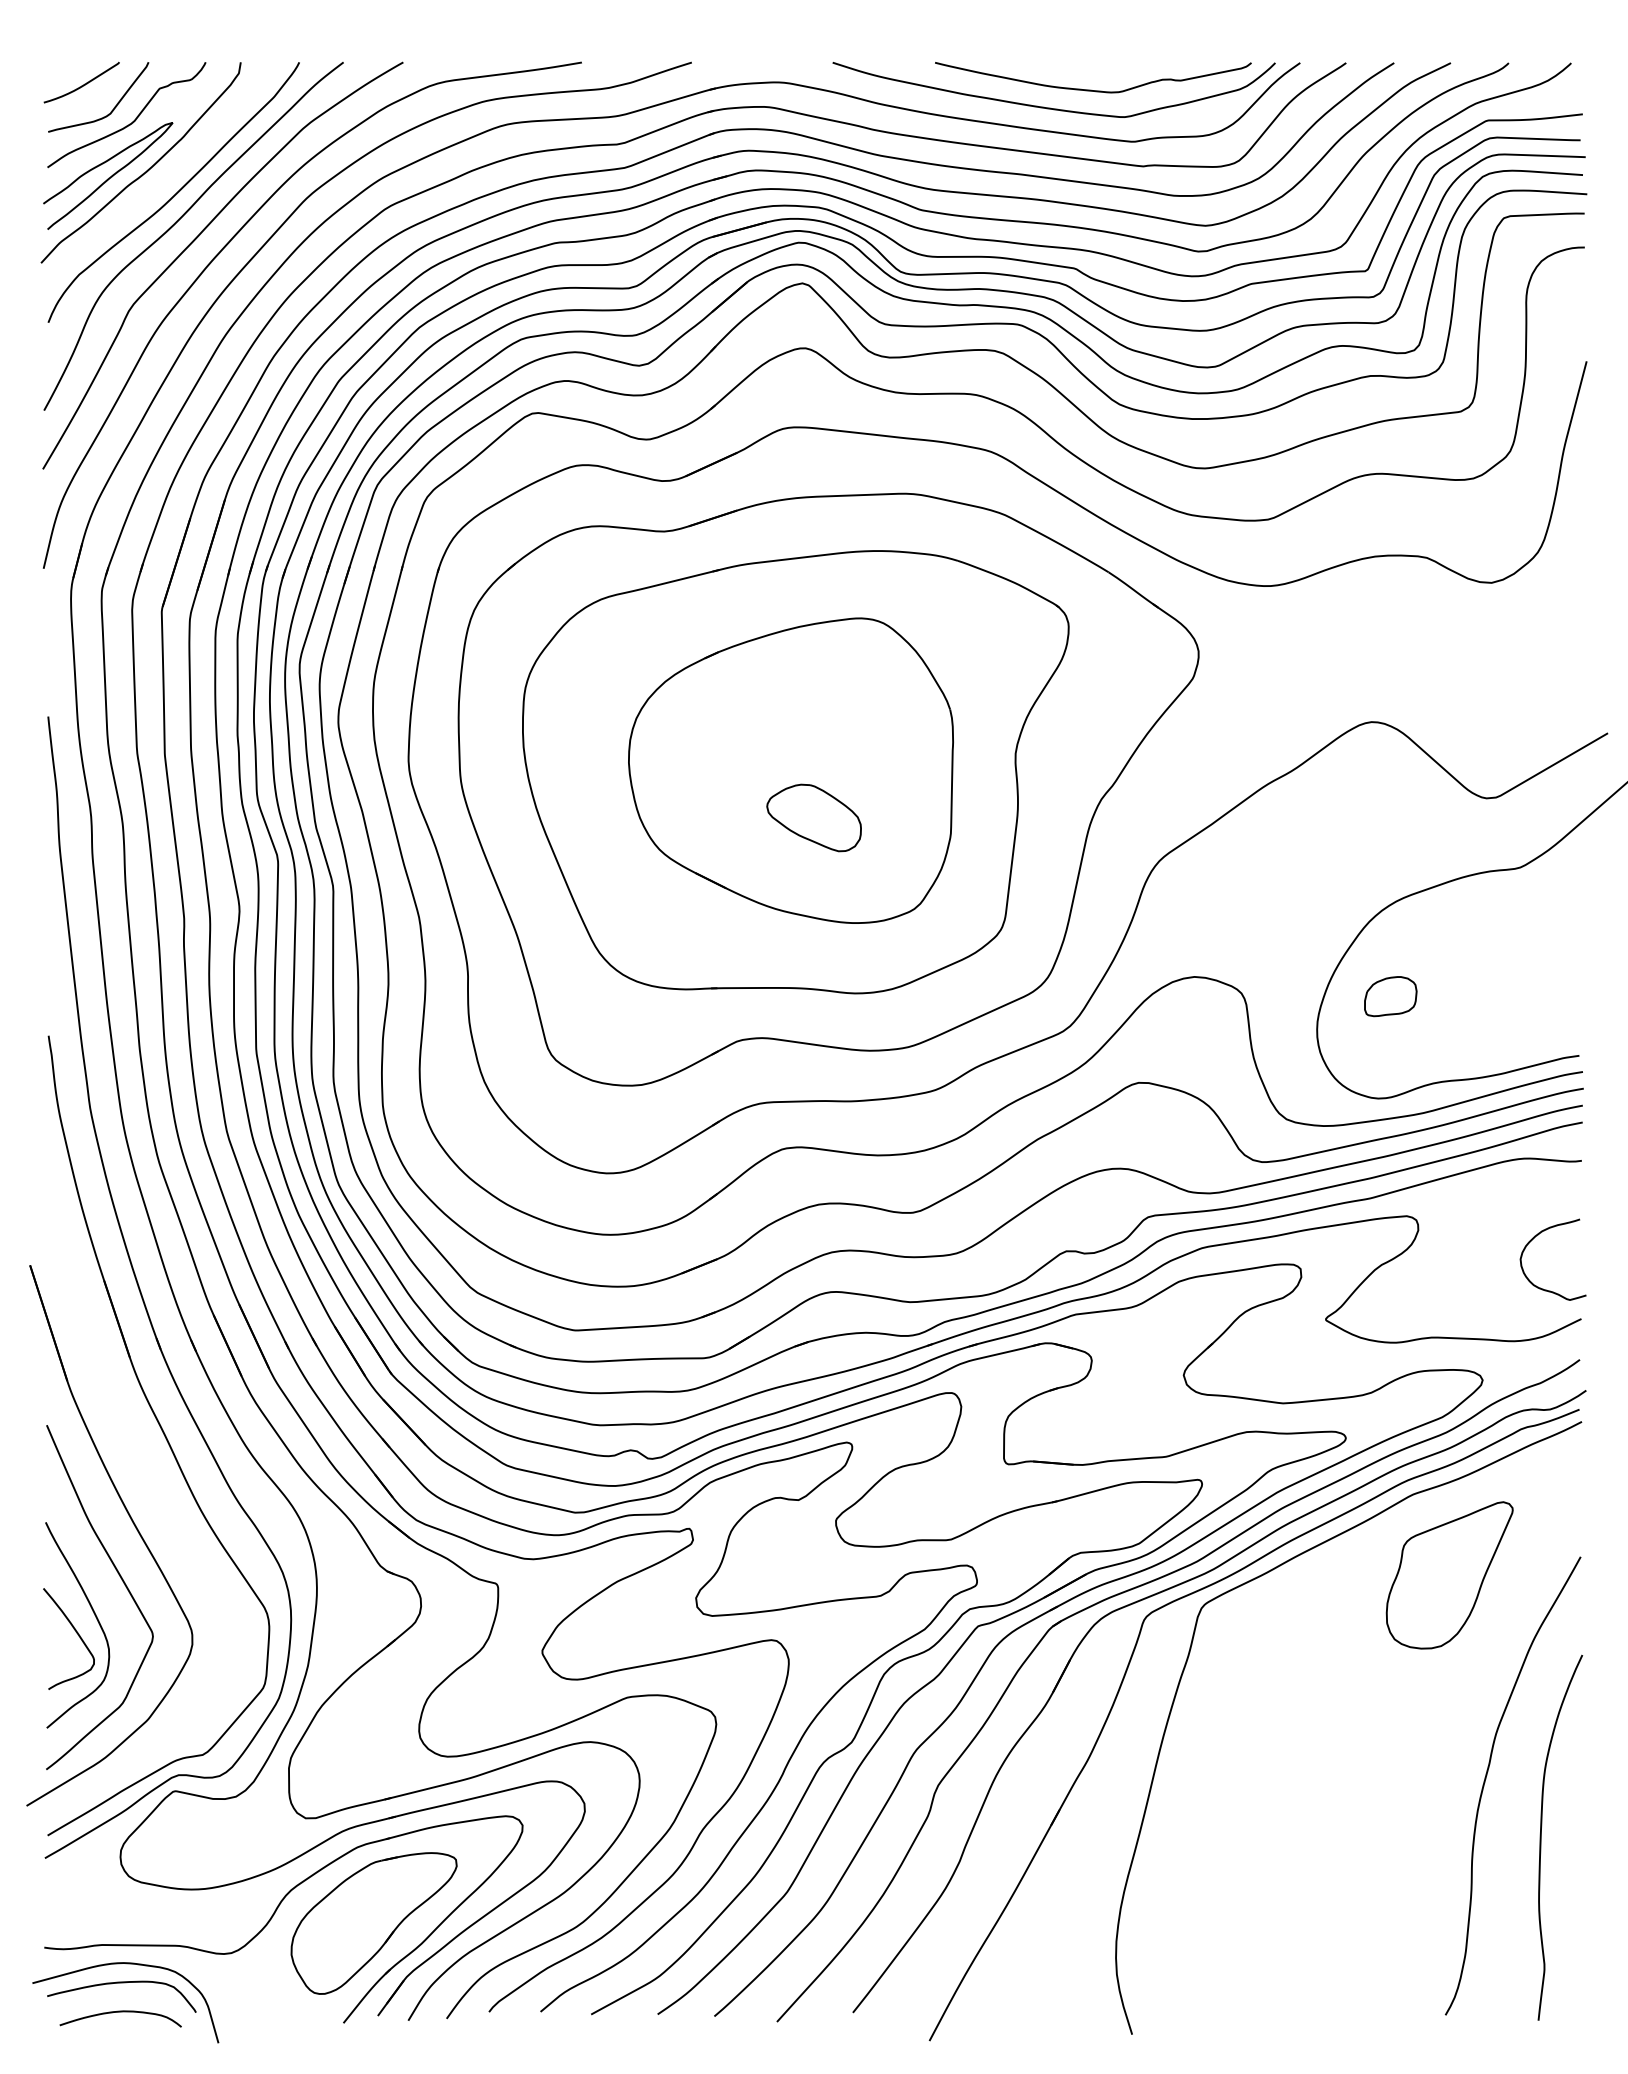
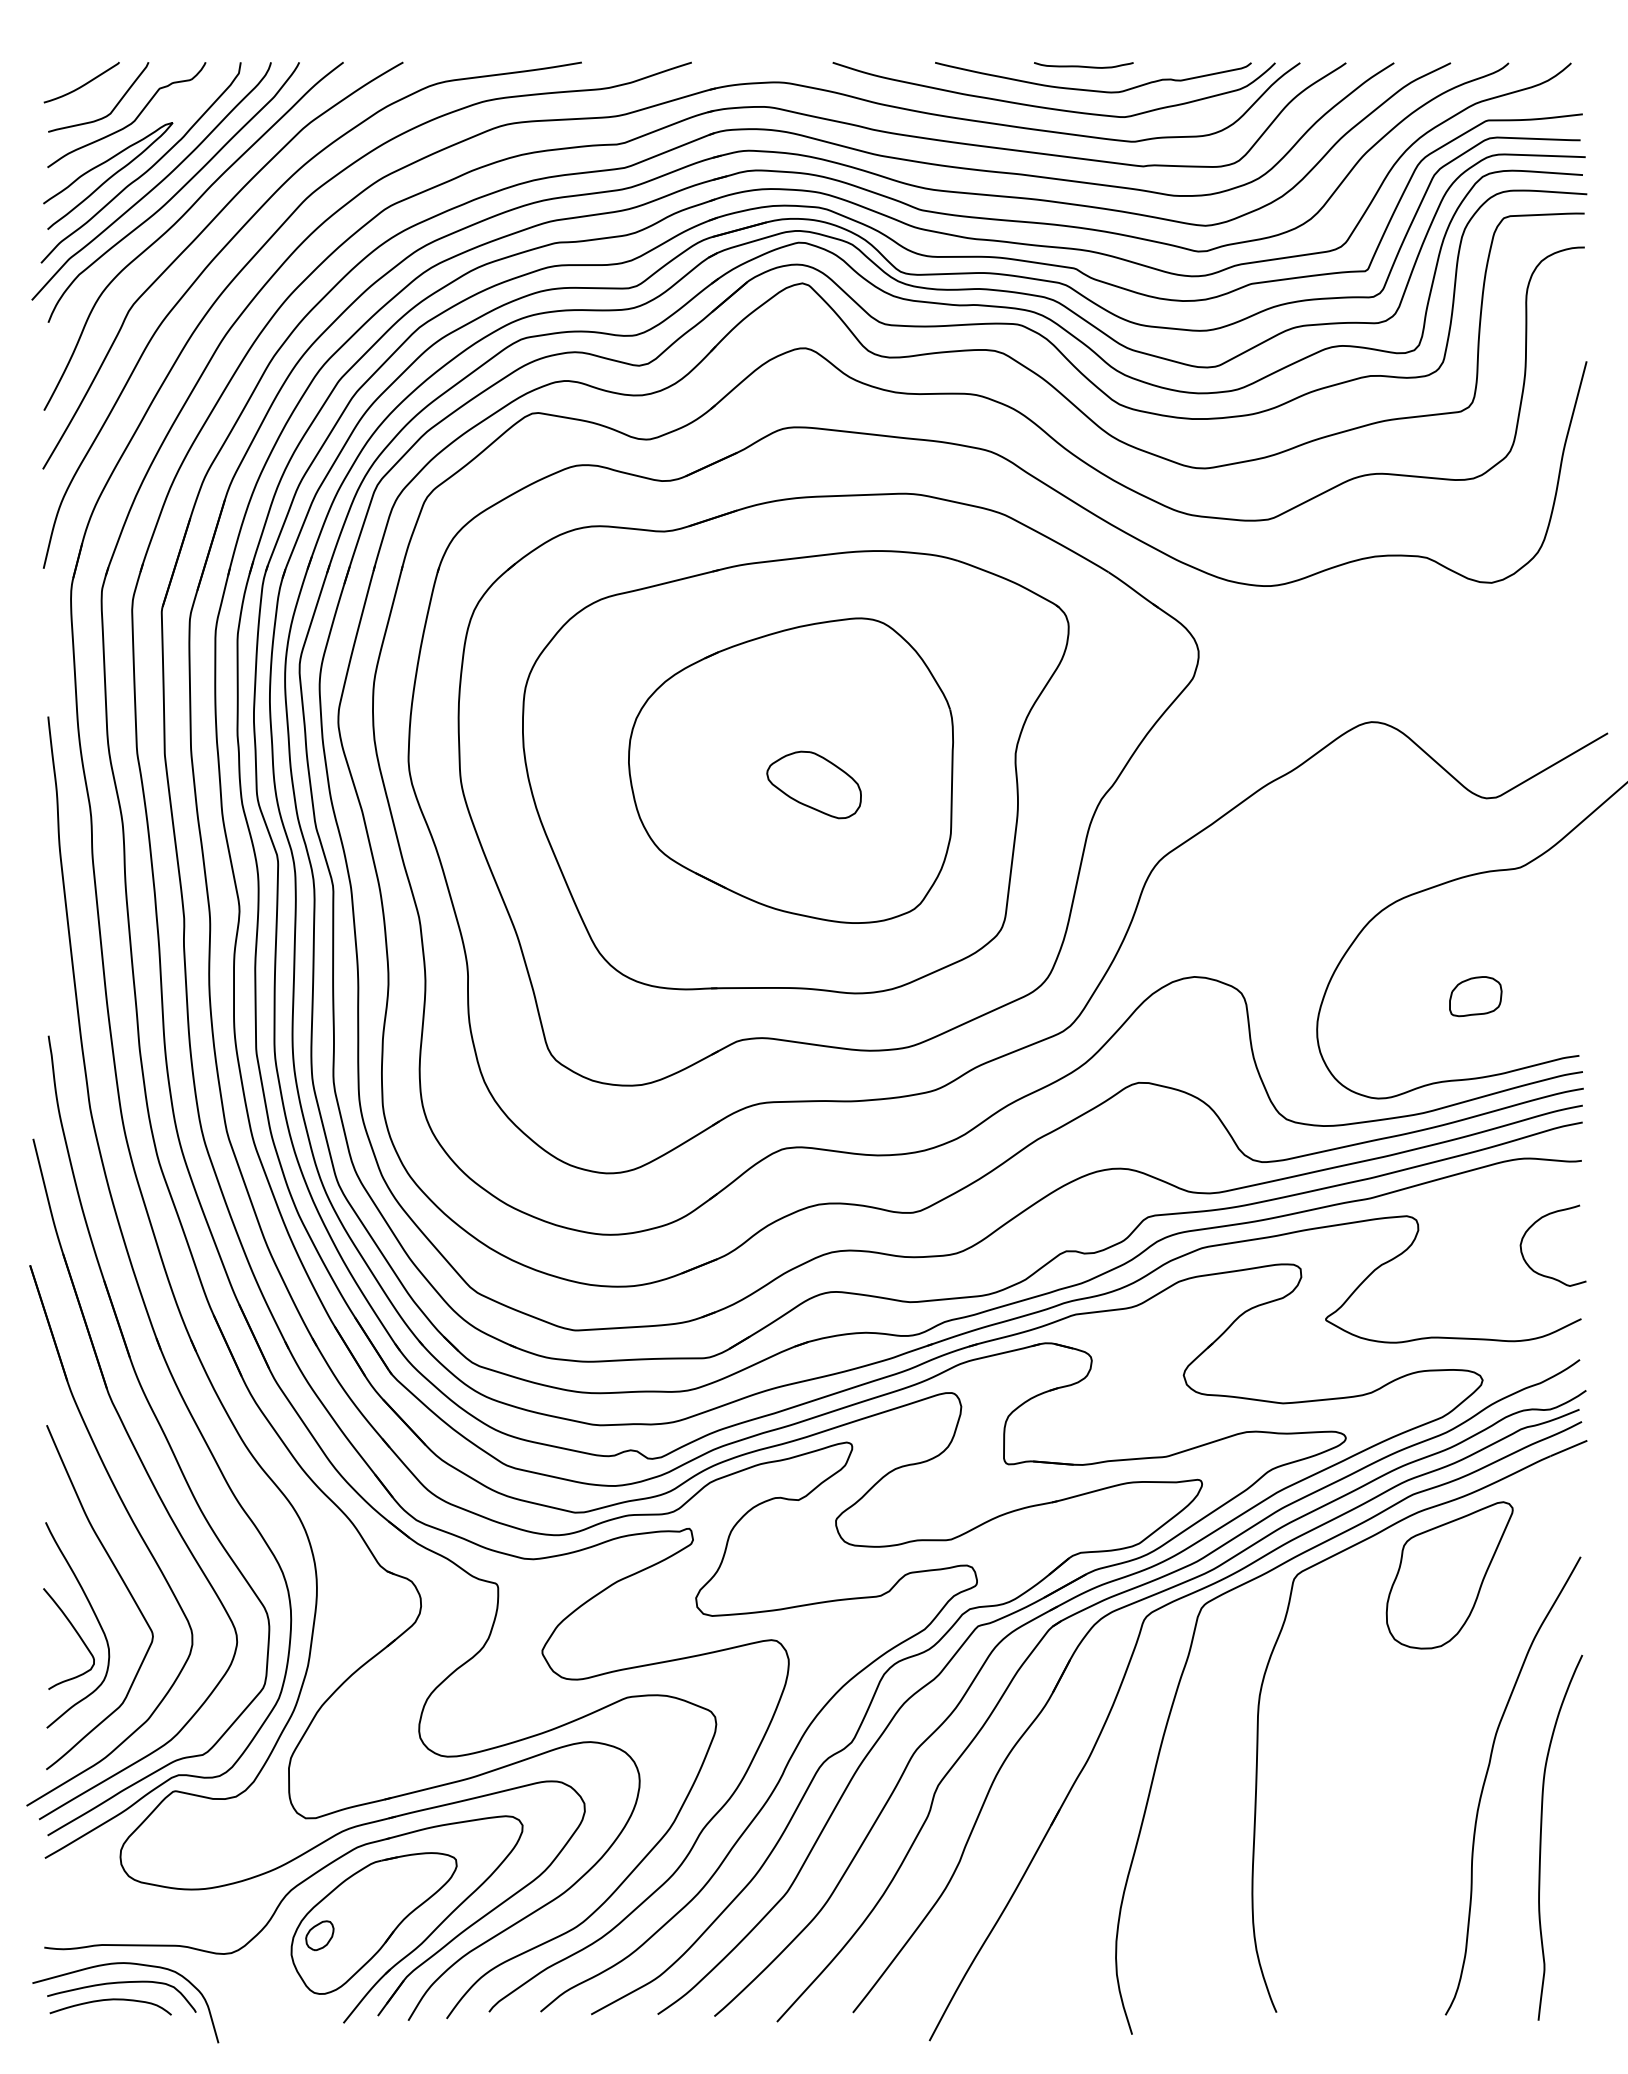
curve: none -> present (1083, 65)
curve: none -> present (155, 185)
part position: (813, 817) -> (813, 784) (813, 784)
part position: (1390, 996) -> (1475, 996) (1475, 996)
curve position: (1533, 1239) -> (1533, 1225) (1533, 1225)
part: none -> present (146, 1473)
part: none -> present (1259, 1712)
part: none -> present (319, 1935)
curve position: (120, 2012) -> (110, 2000) (110, 2000)
